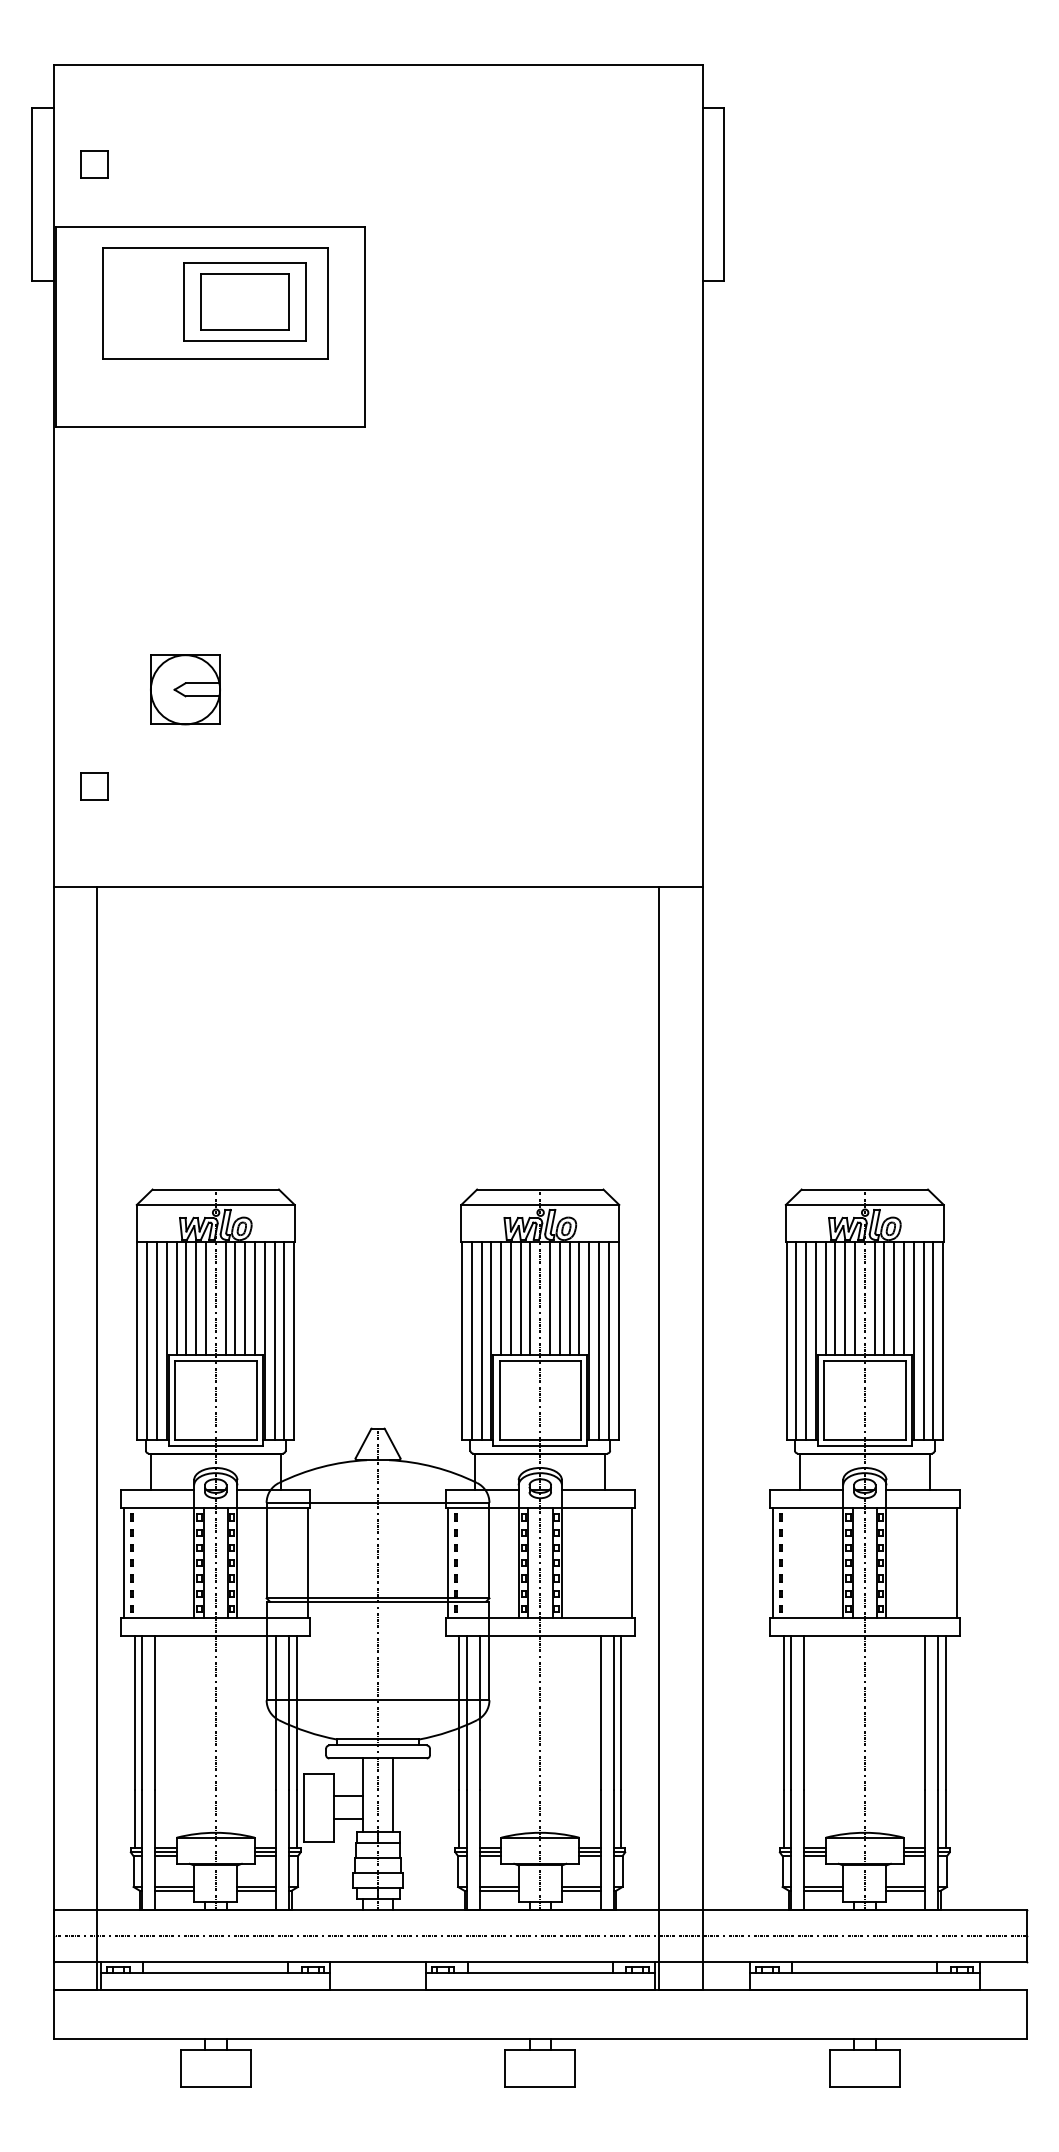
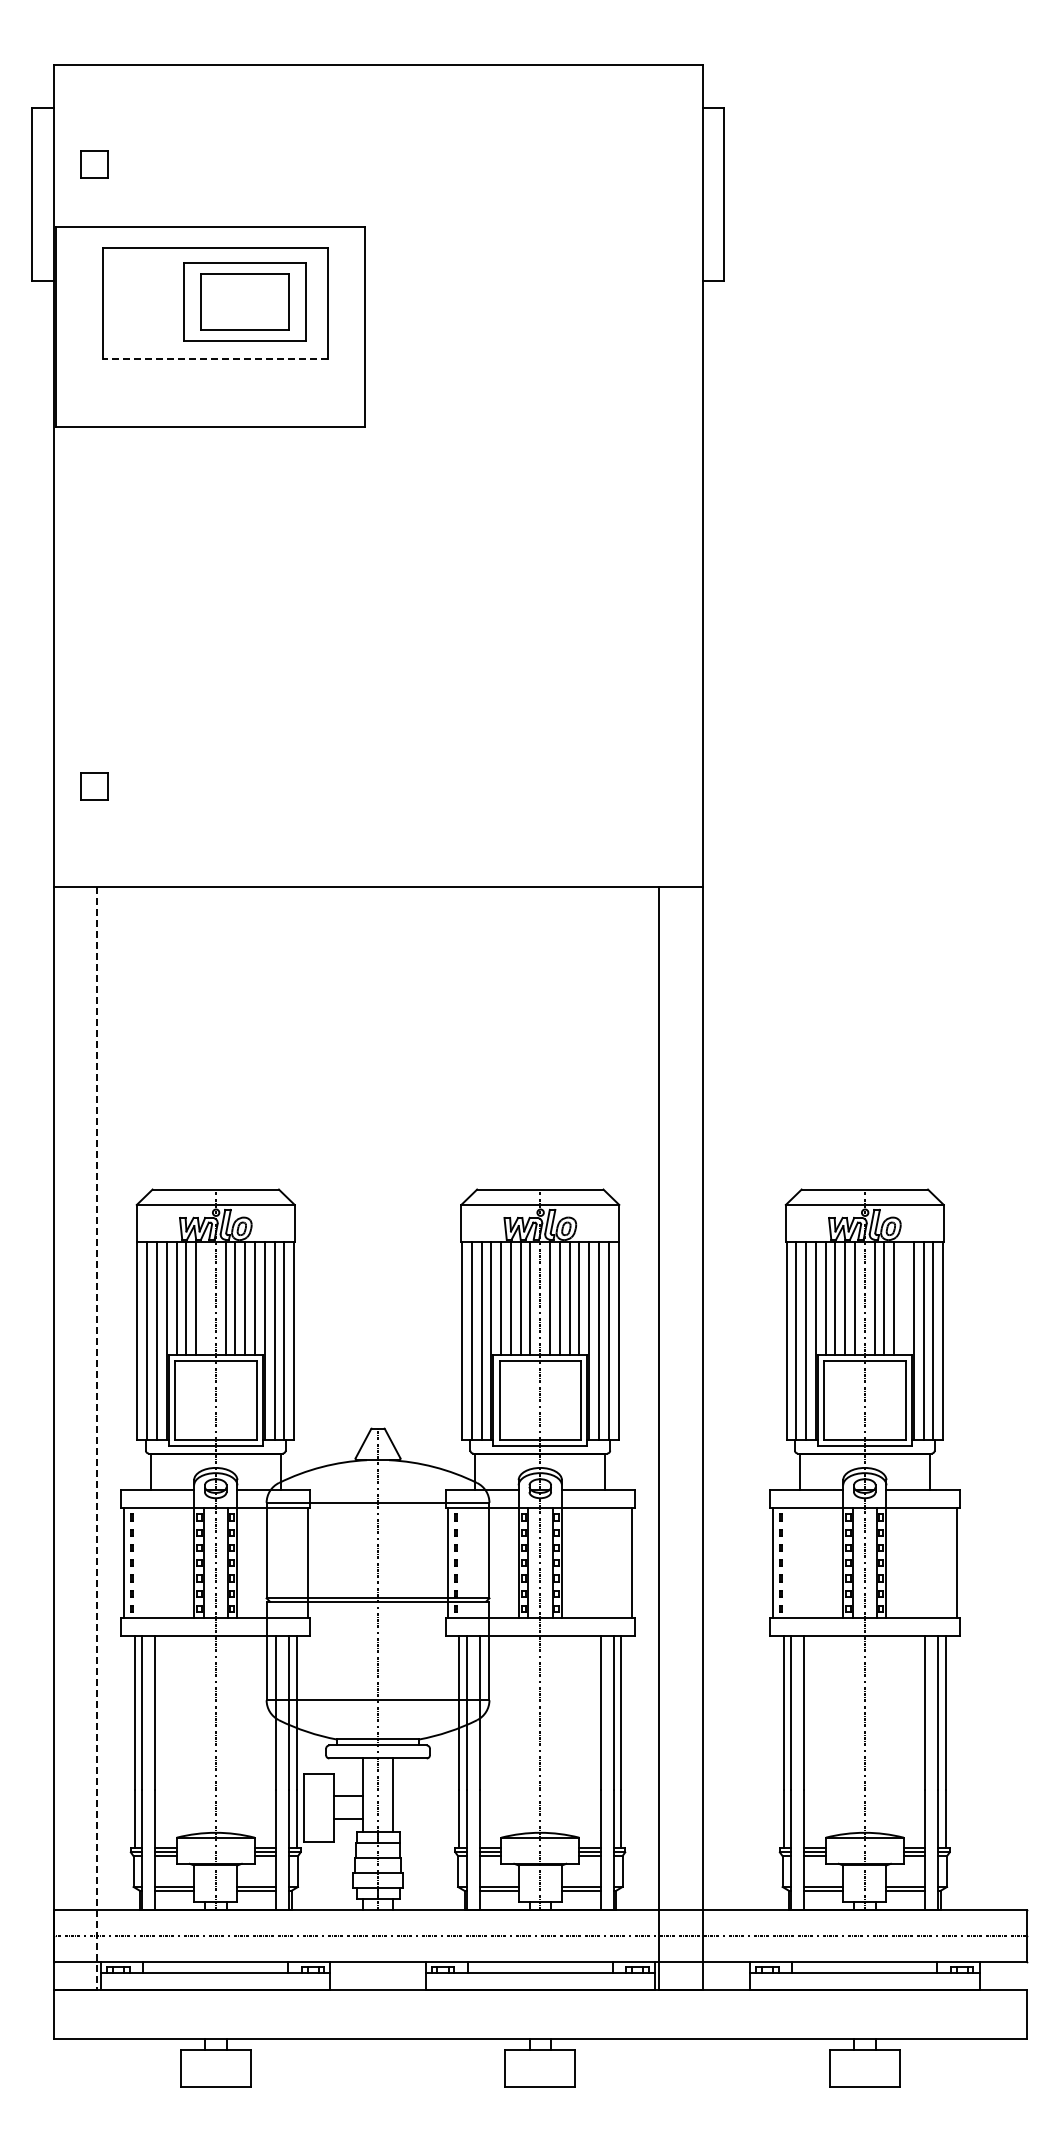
line: solid -> dashed (215, 358)
part: present -> none (185, 689)
line: present -> none (205, 1298)
line: present -> none (904, 1298)
line: solid -> dashed (96, 1438)
